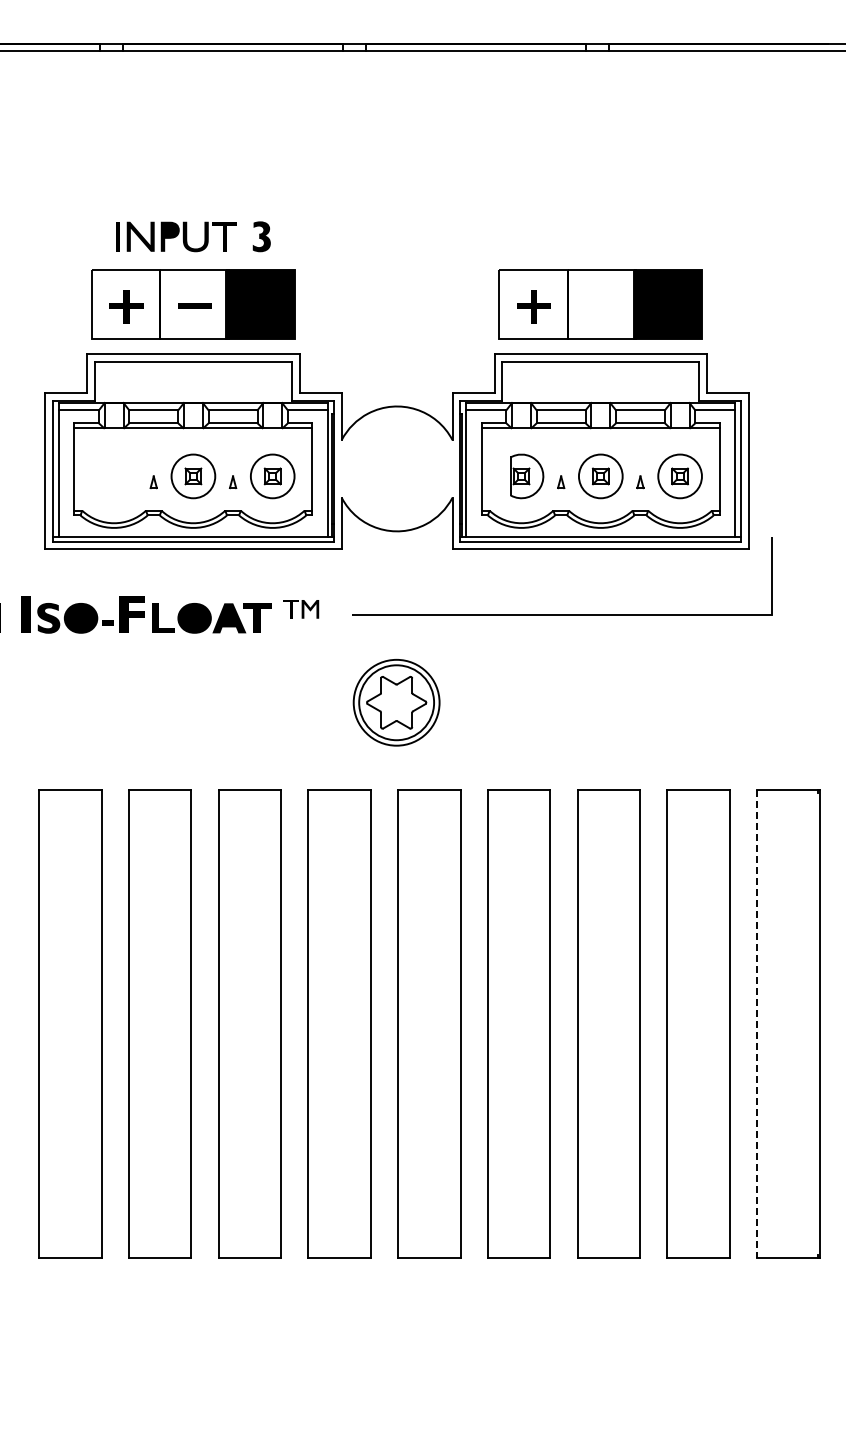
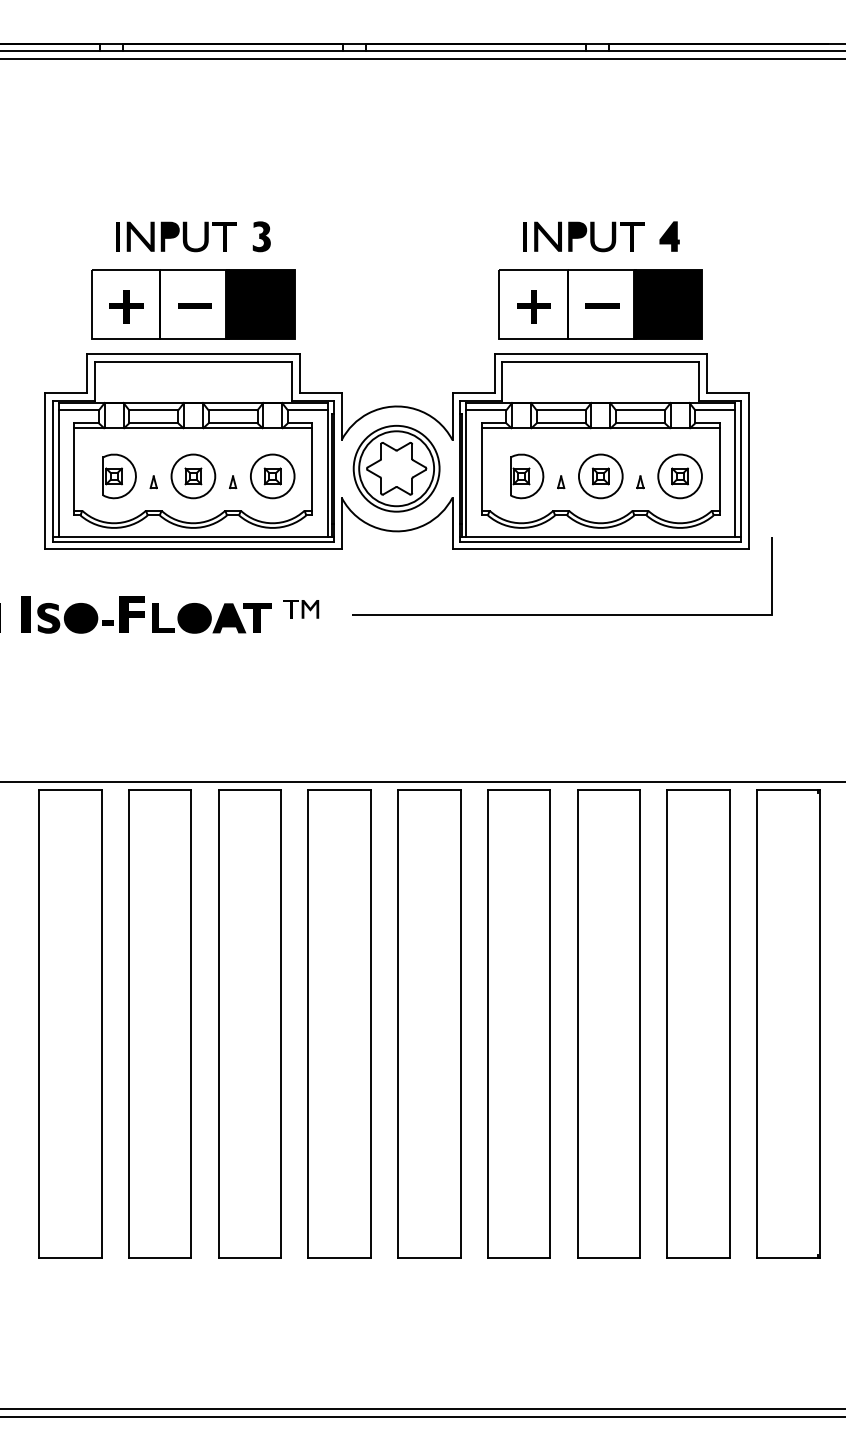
line: none -> present (422, 59)
part: none -> present (594, 236)
fill: none -> present (602, 306)
part: none -> present (119, 476)
part position: (396, 702) -> (396, 468) (396, 468)
line: none -> present (422, 781)
line: dashed -> solid (757, 1024)
line: none -> present (422, 1409)
line: none -> present (422, 1417)
